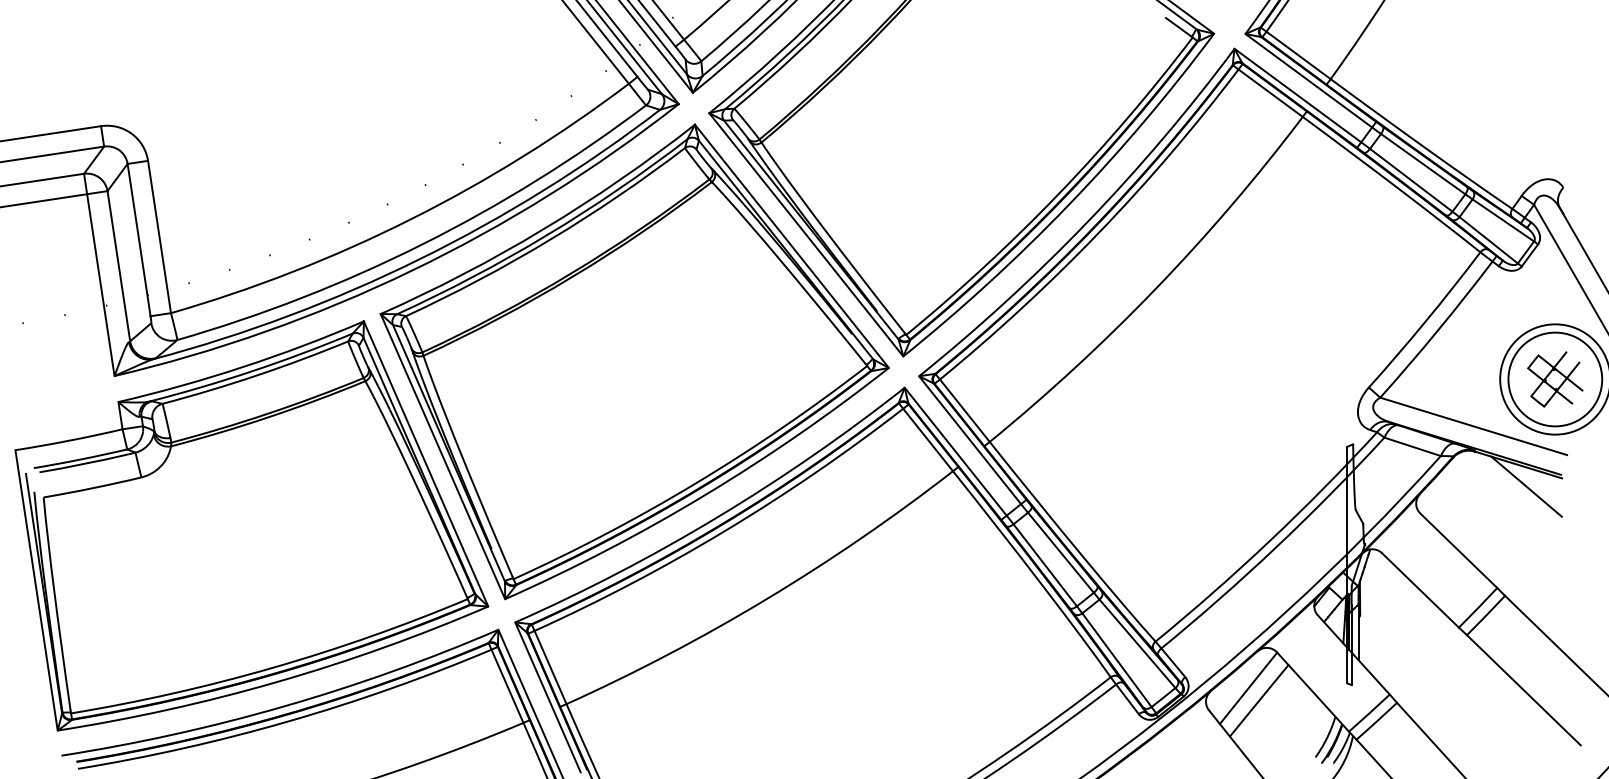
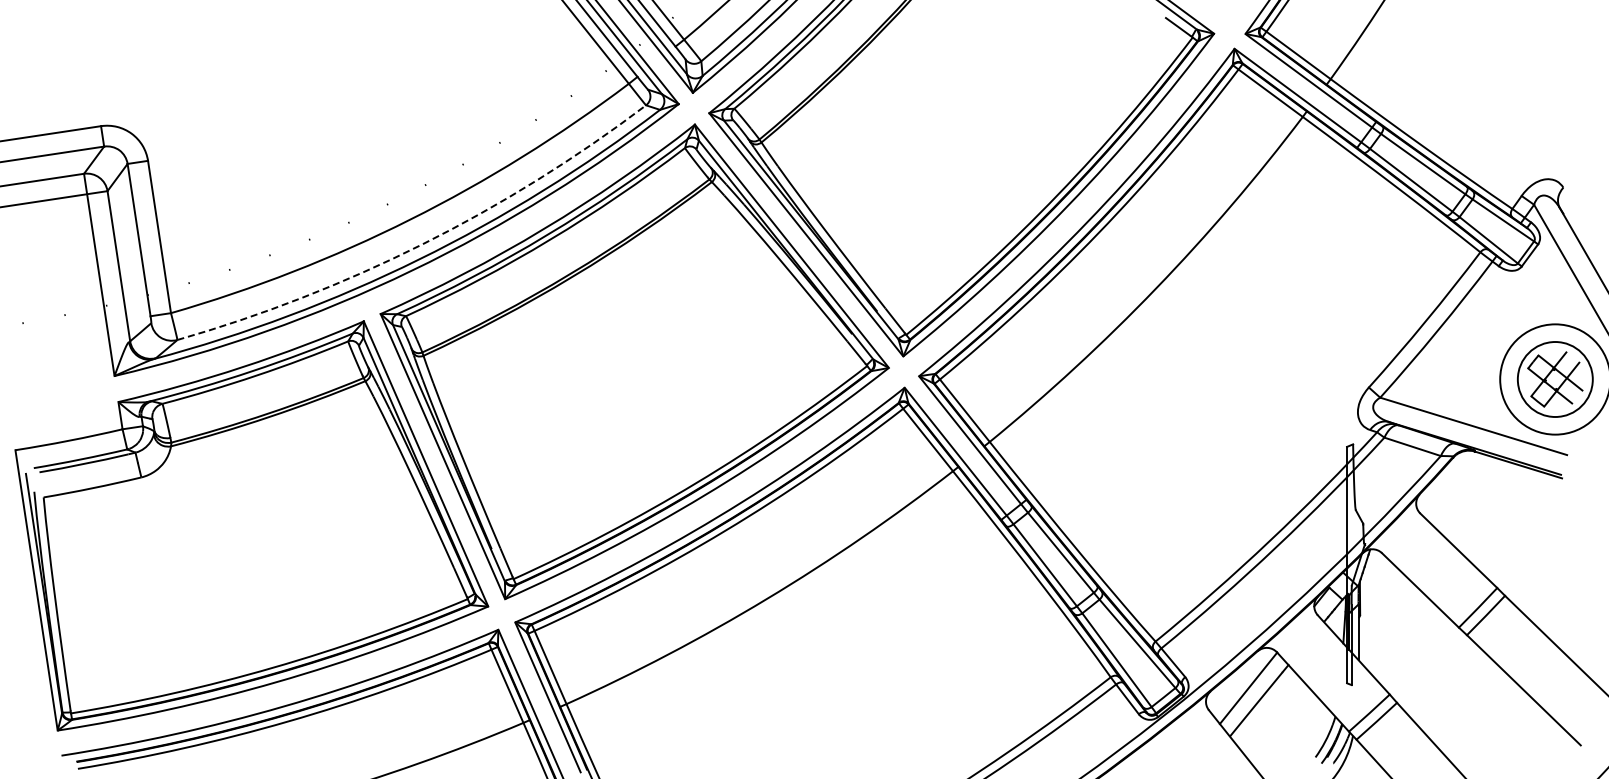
arc: solid -> dashed (422, 244)
circle diameter: 94 px -> 75 px (1554, 379)
line: present -> none (1526, 486)
